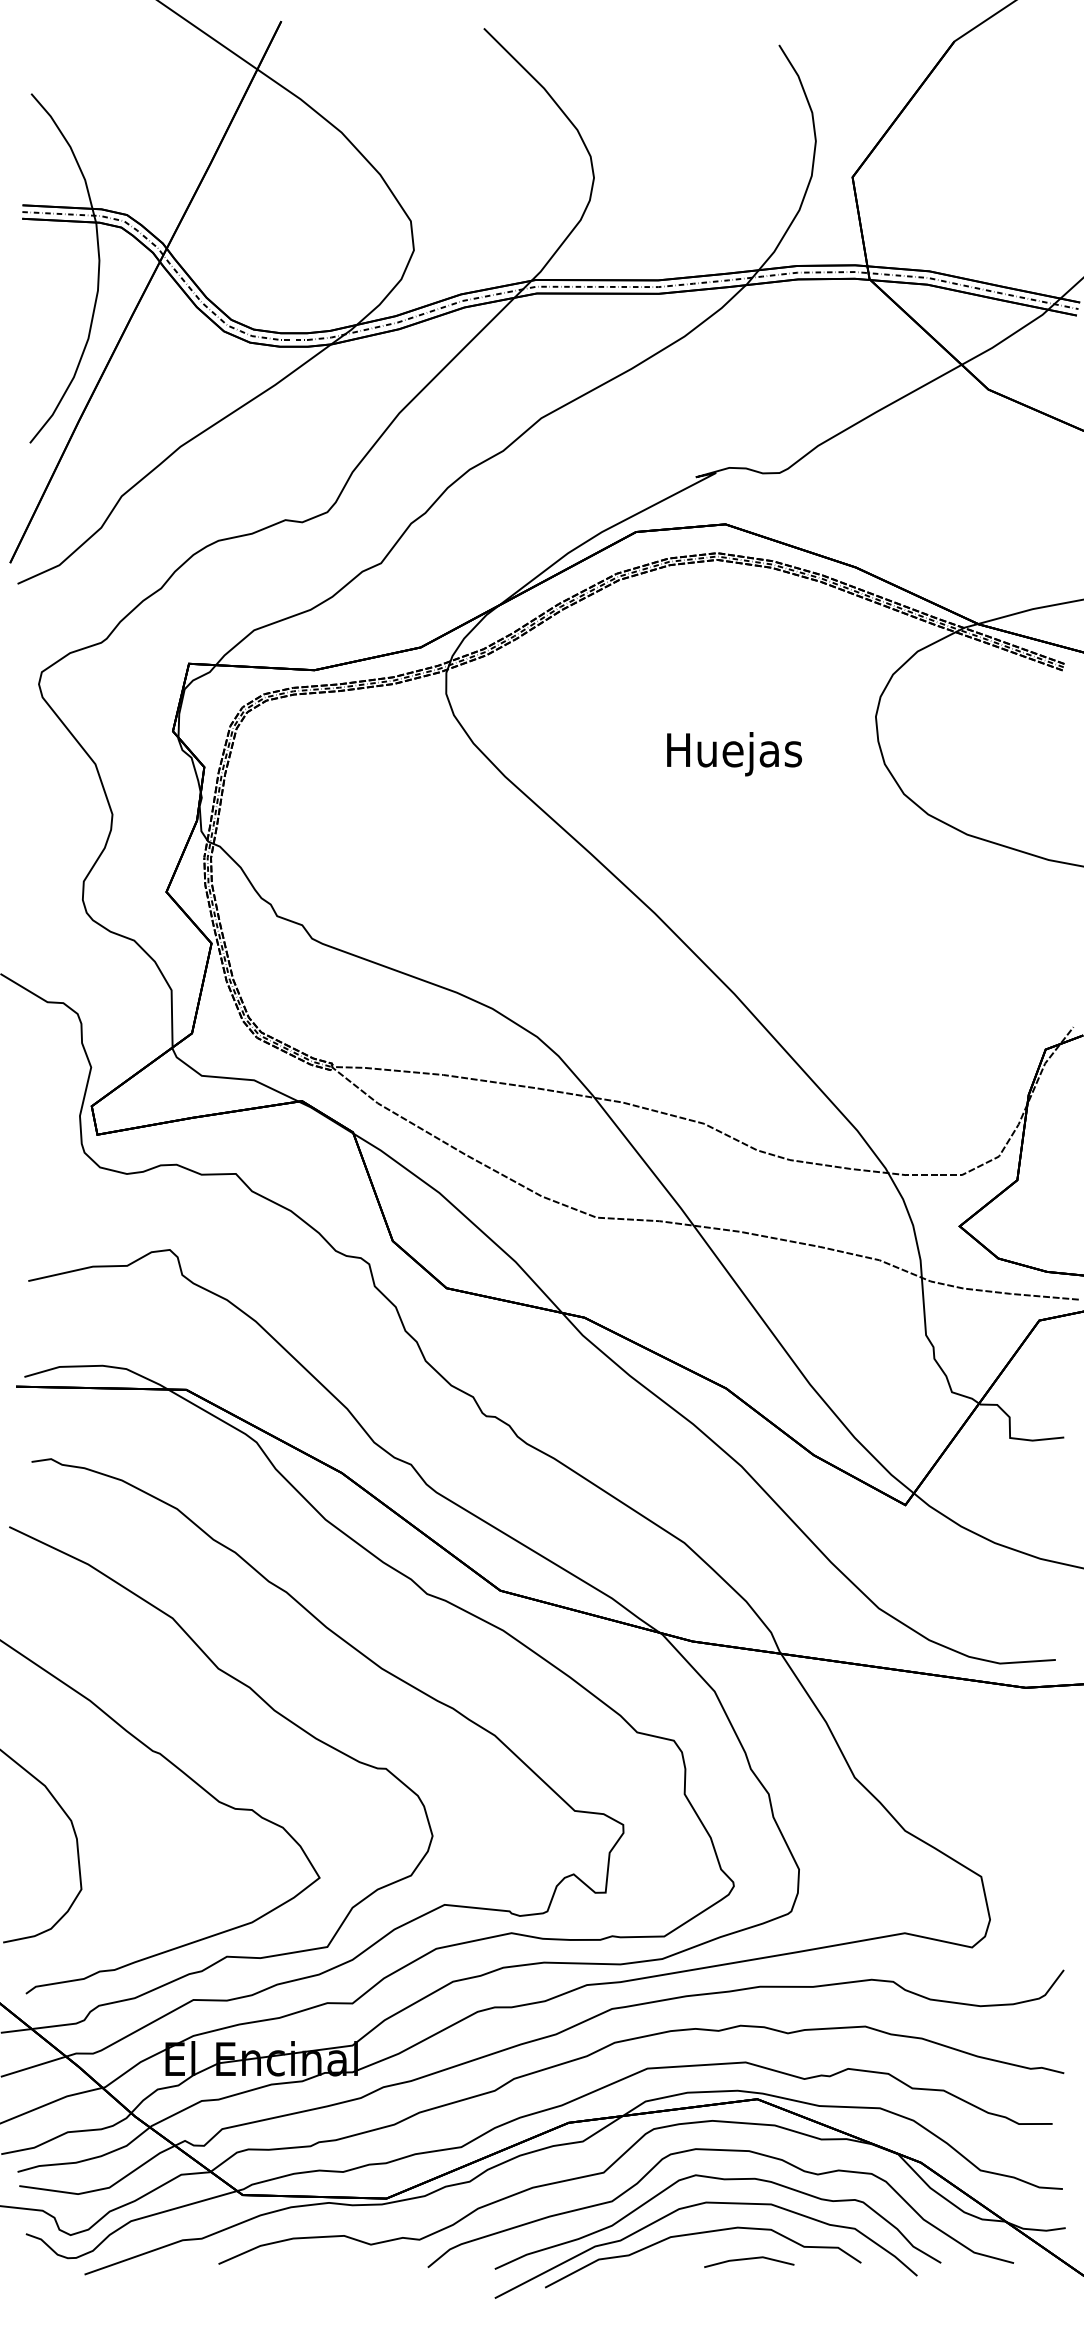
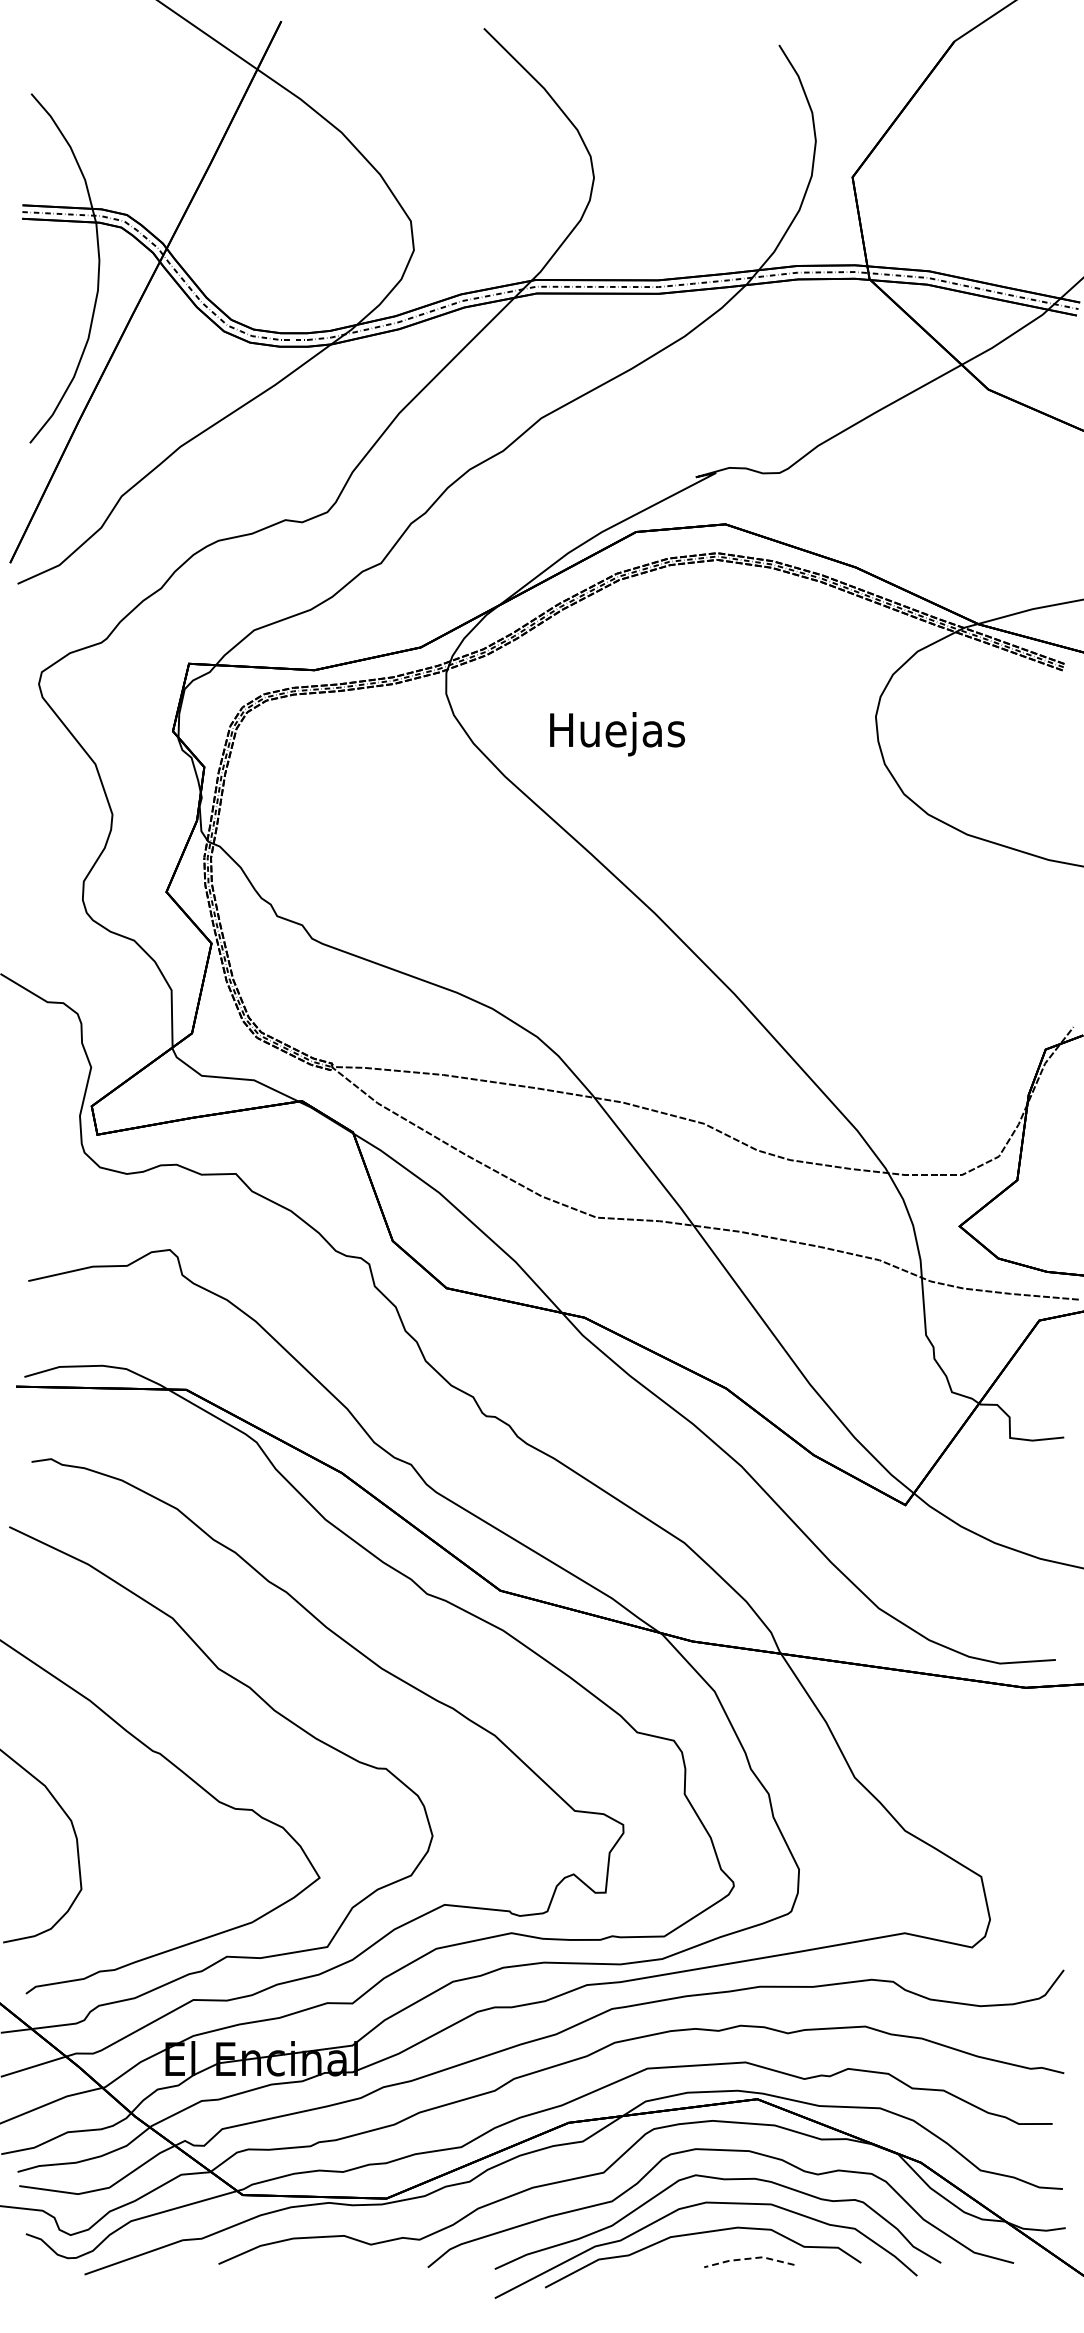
text position: (734, 754) -> (617, 734) (617, 734)
line: solid -> dashed (749, 2258)
